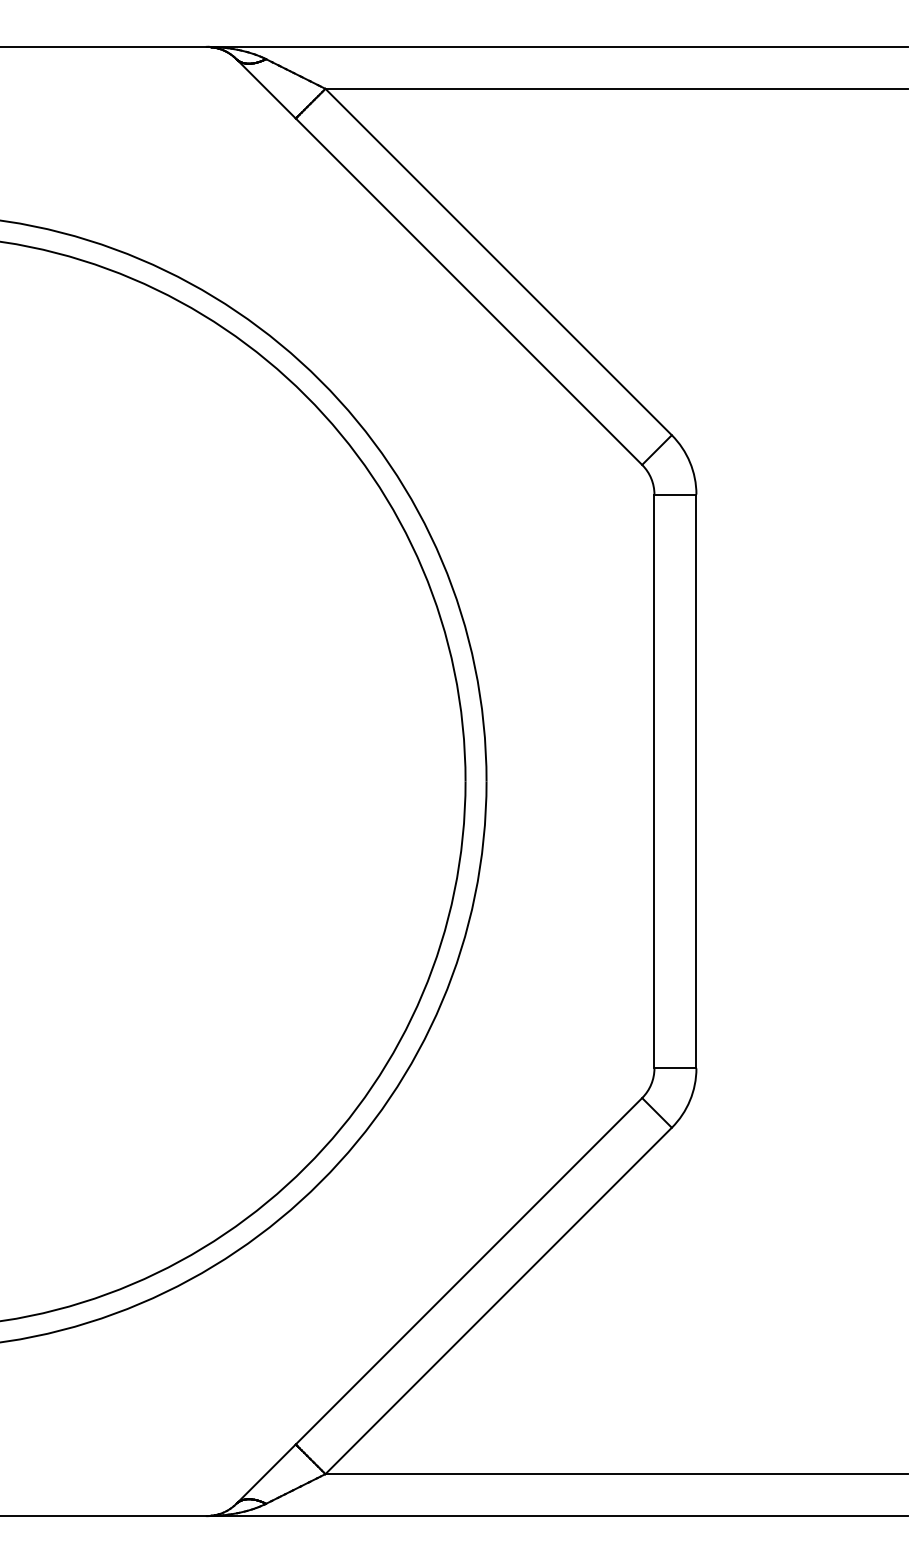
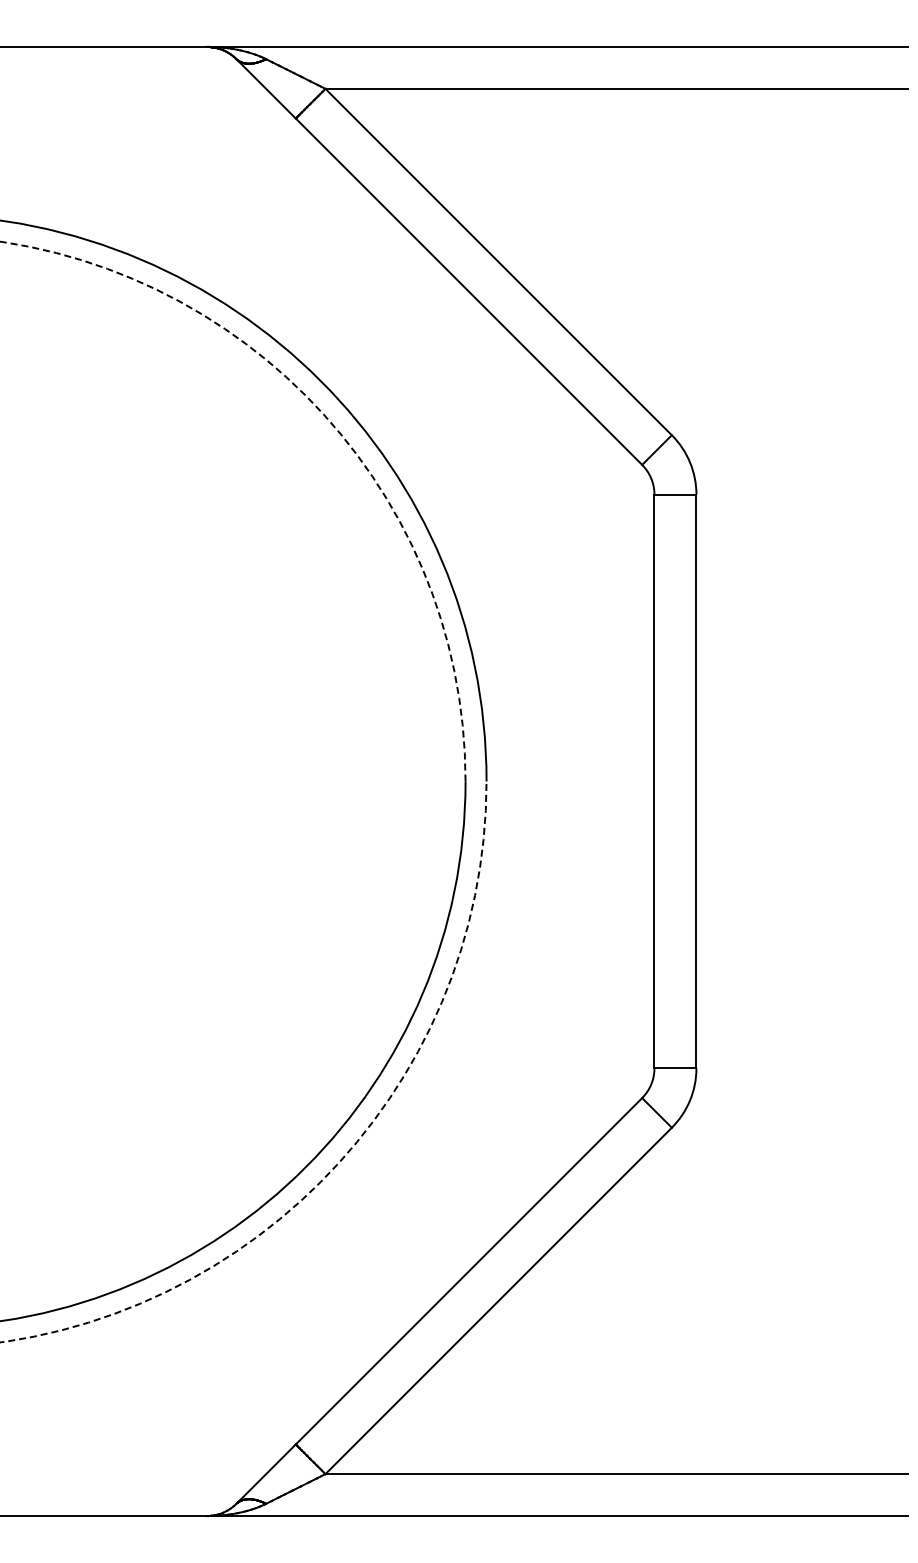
arc: solid -> dashed (331, 423)
arc: solid -> dashed (348, 1152)
